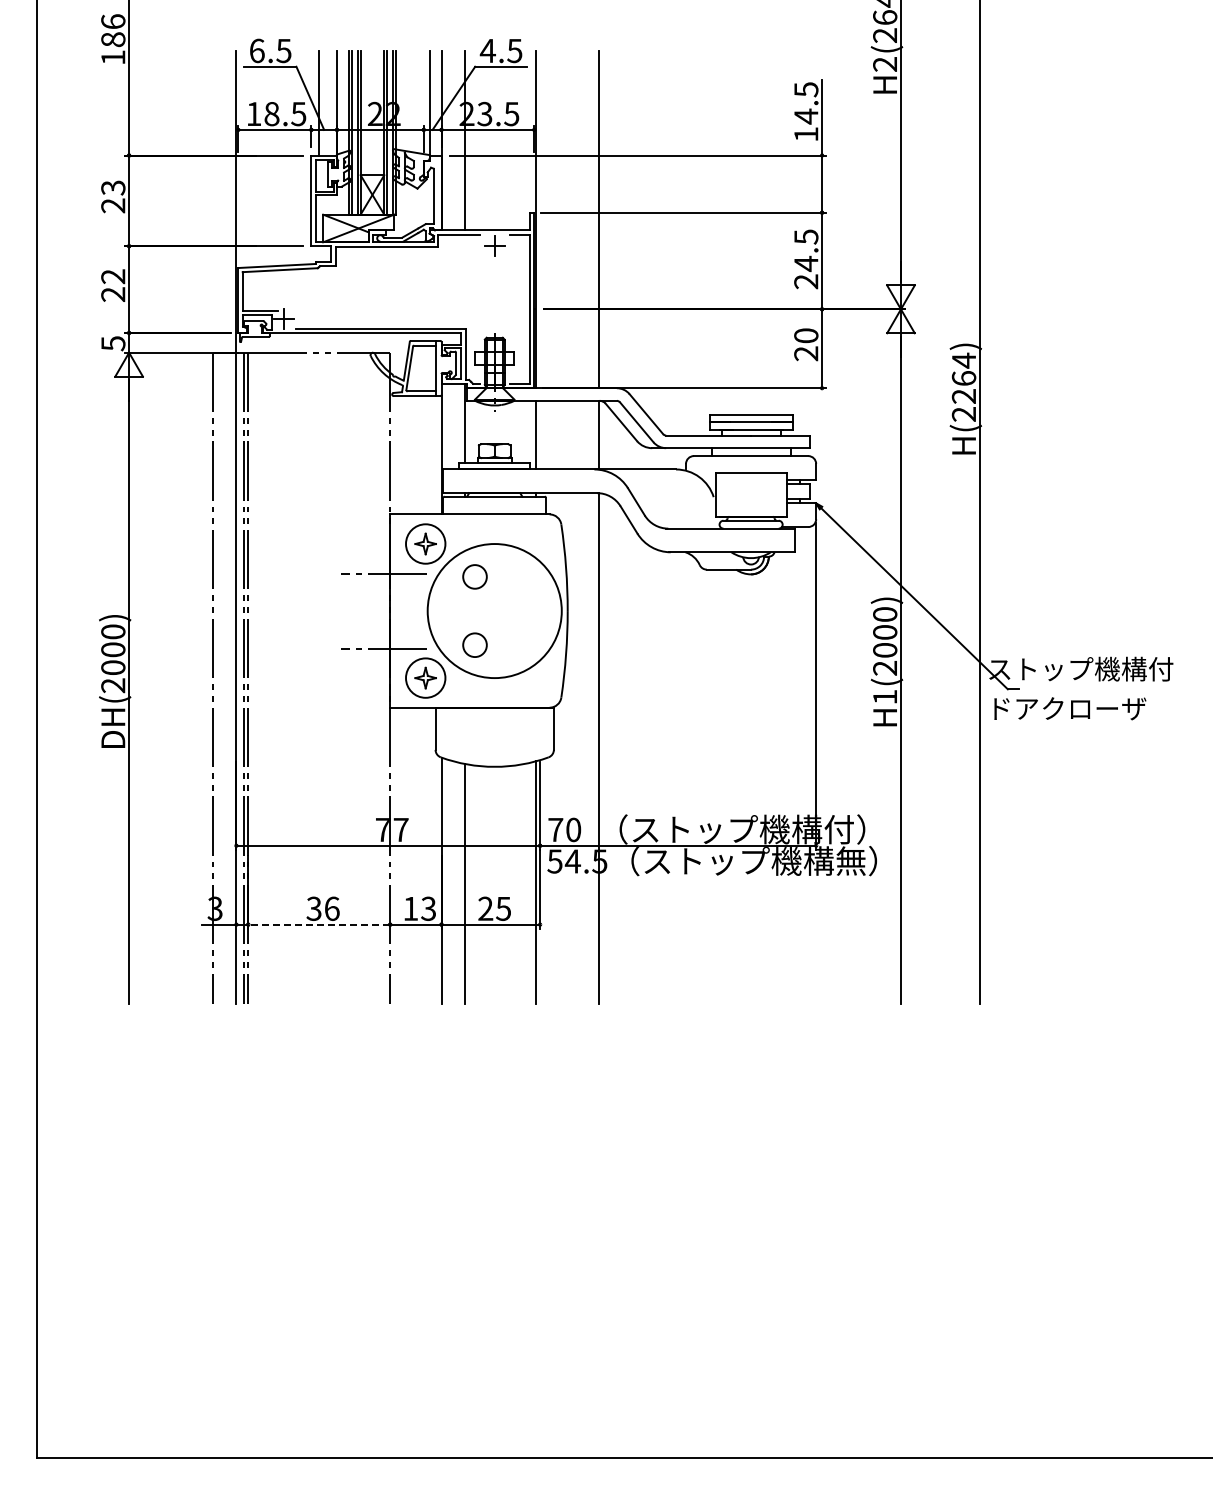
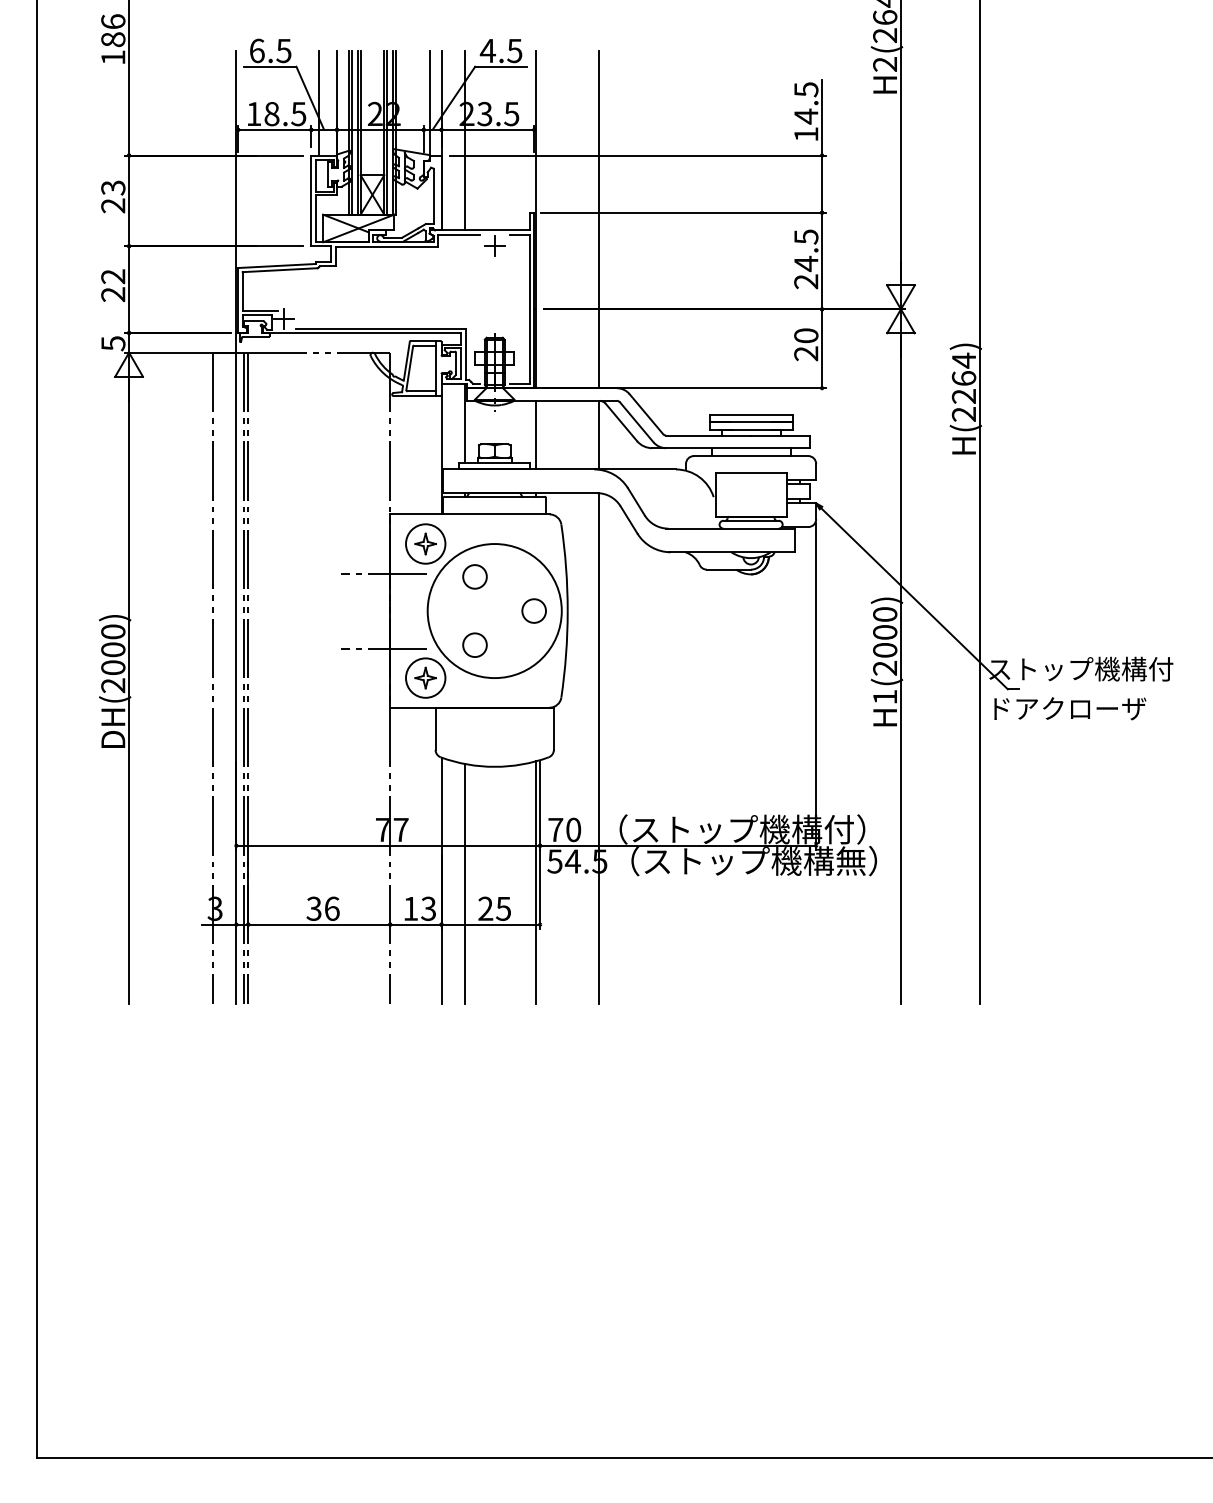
circle: none -> present (533, 610)
line: dashed -> solid (319, 924)
